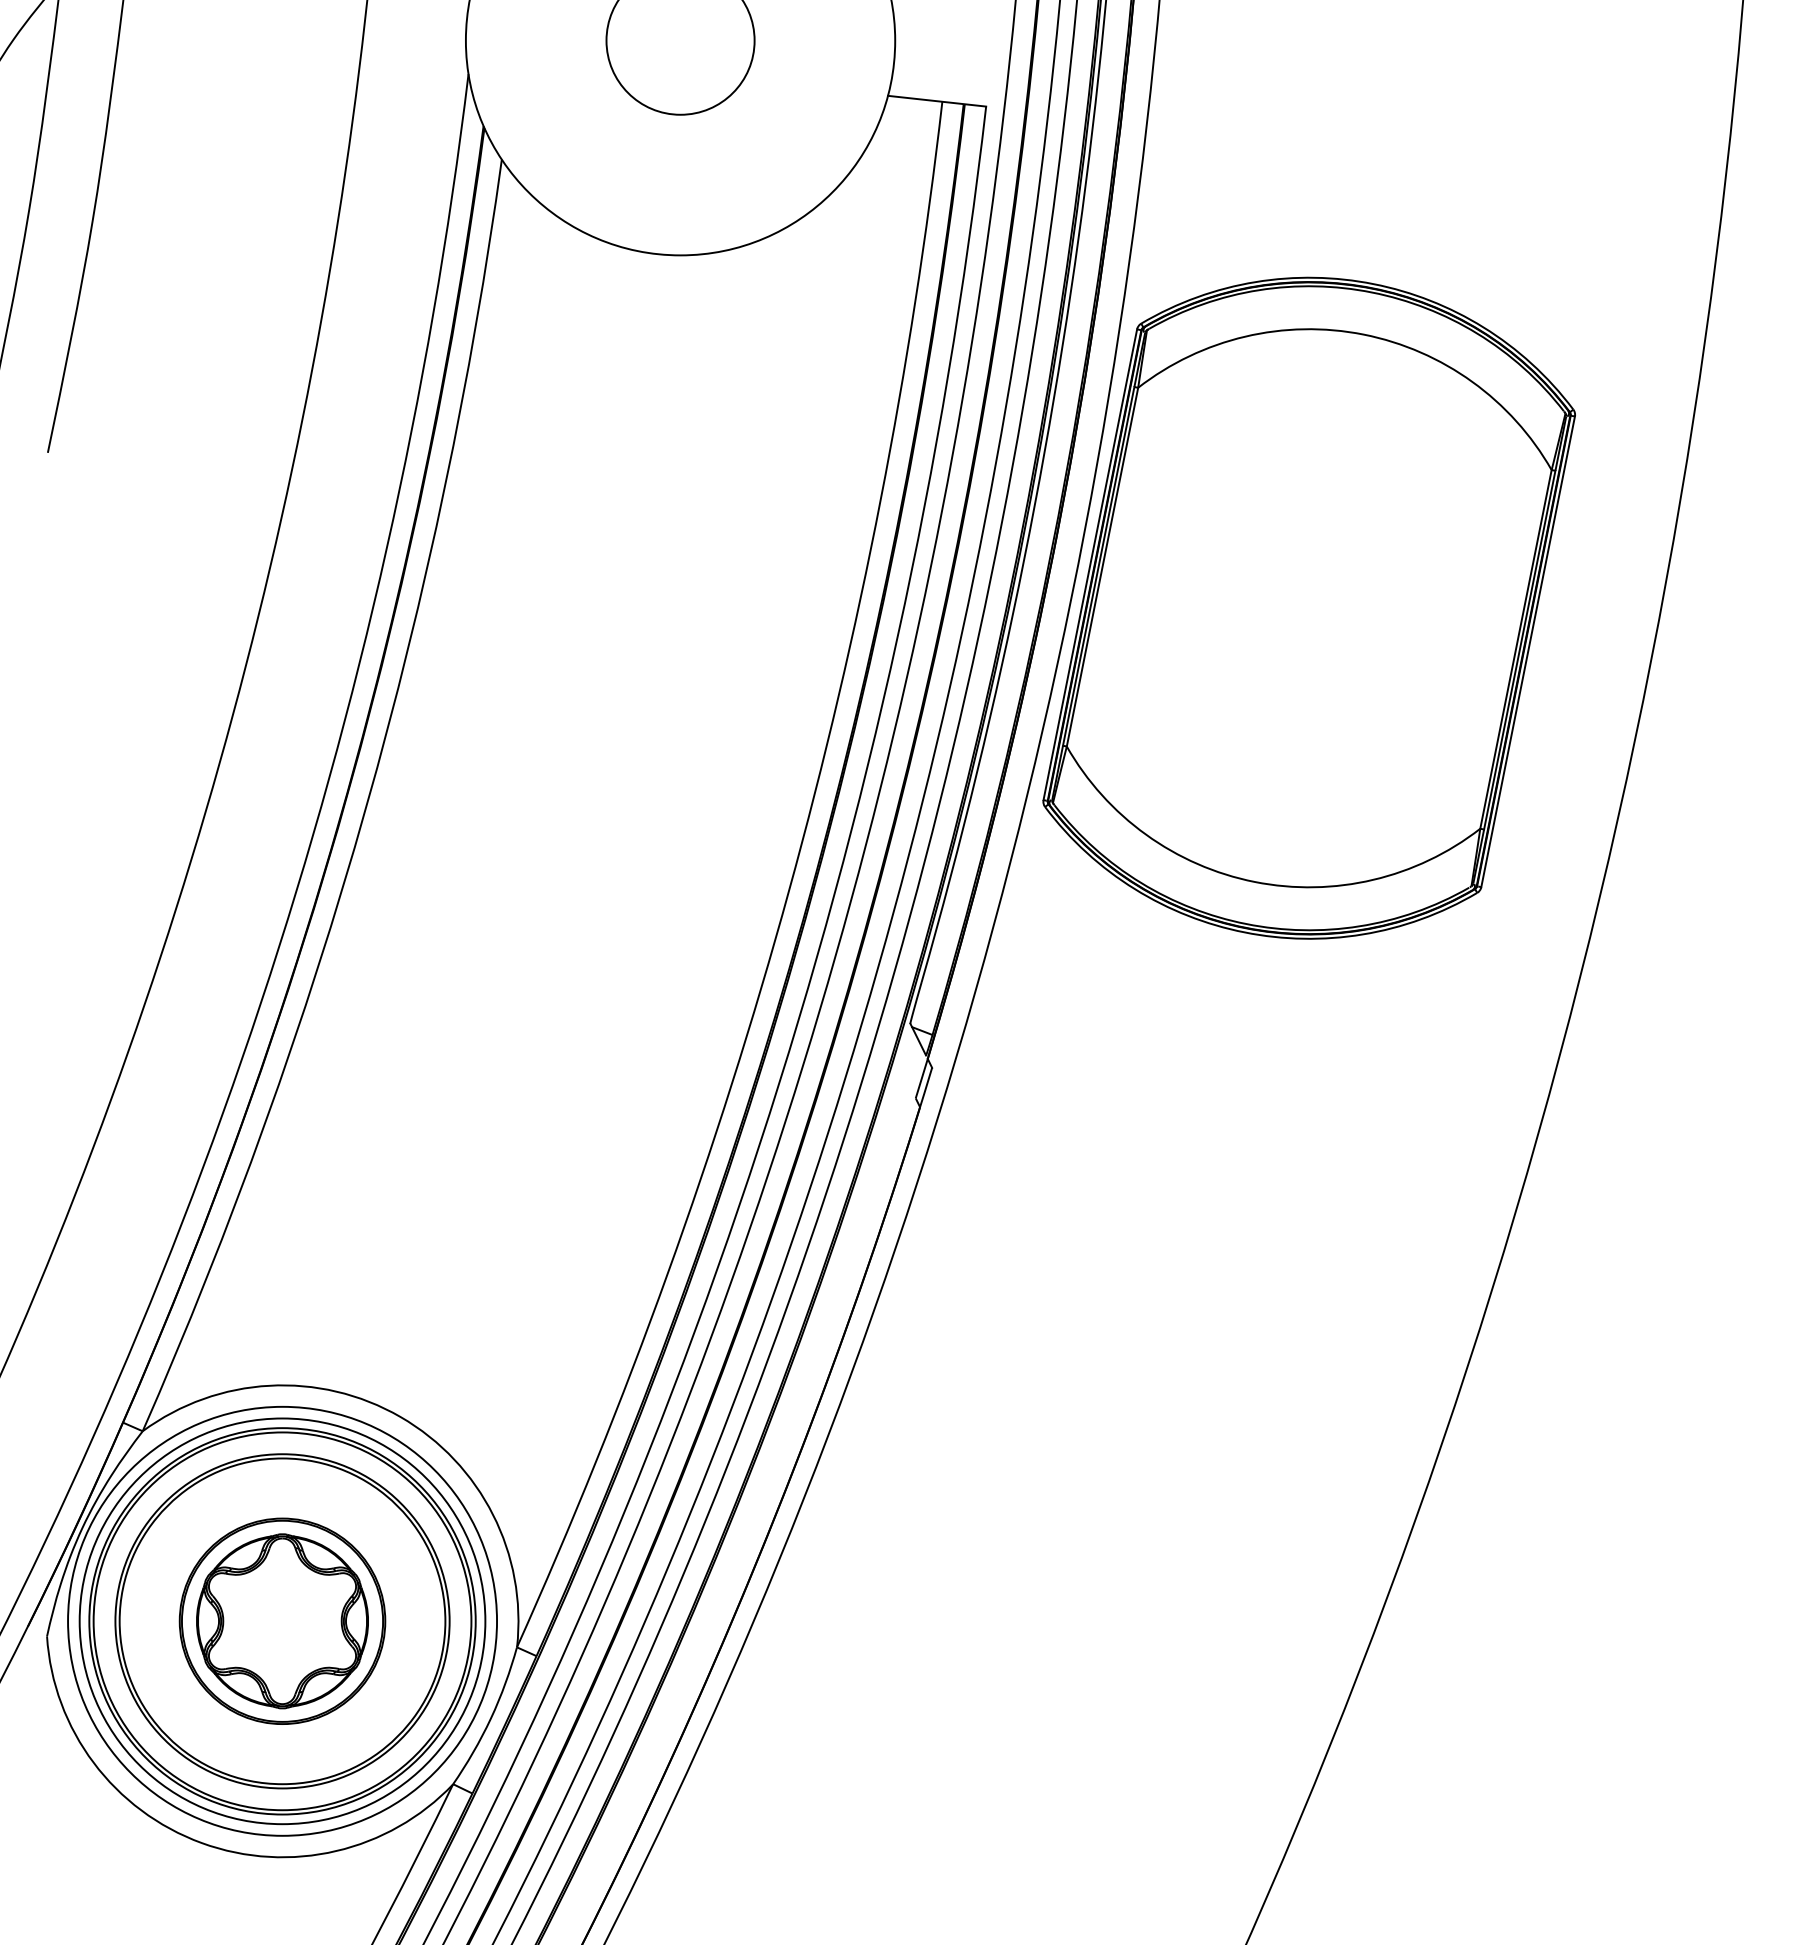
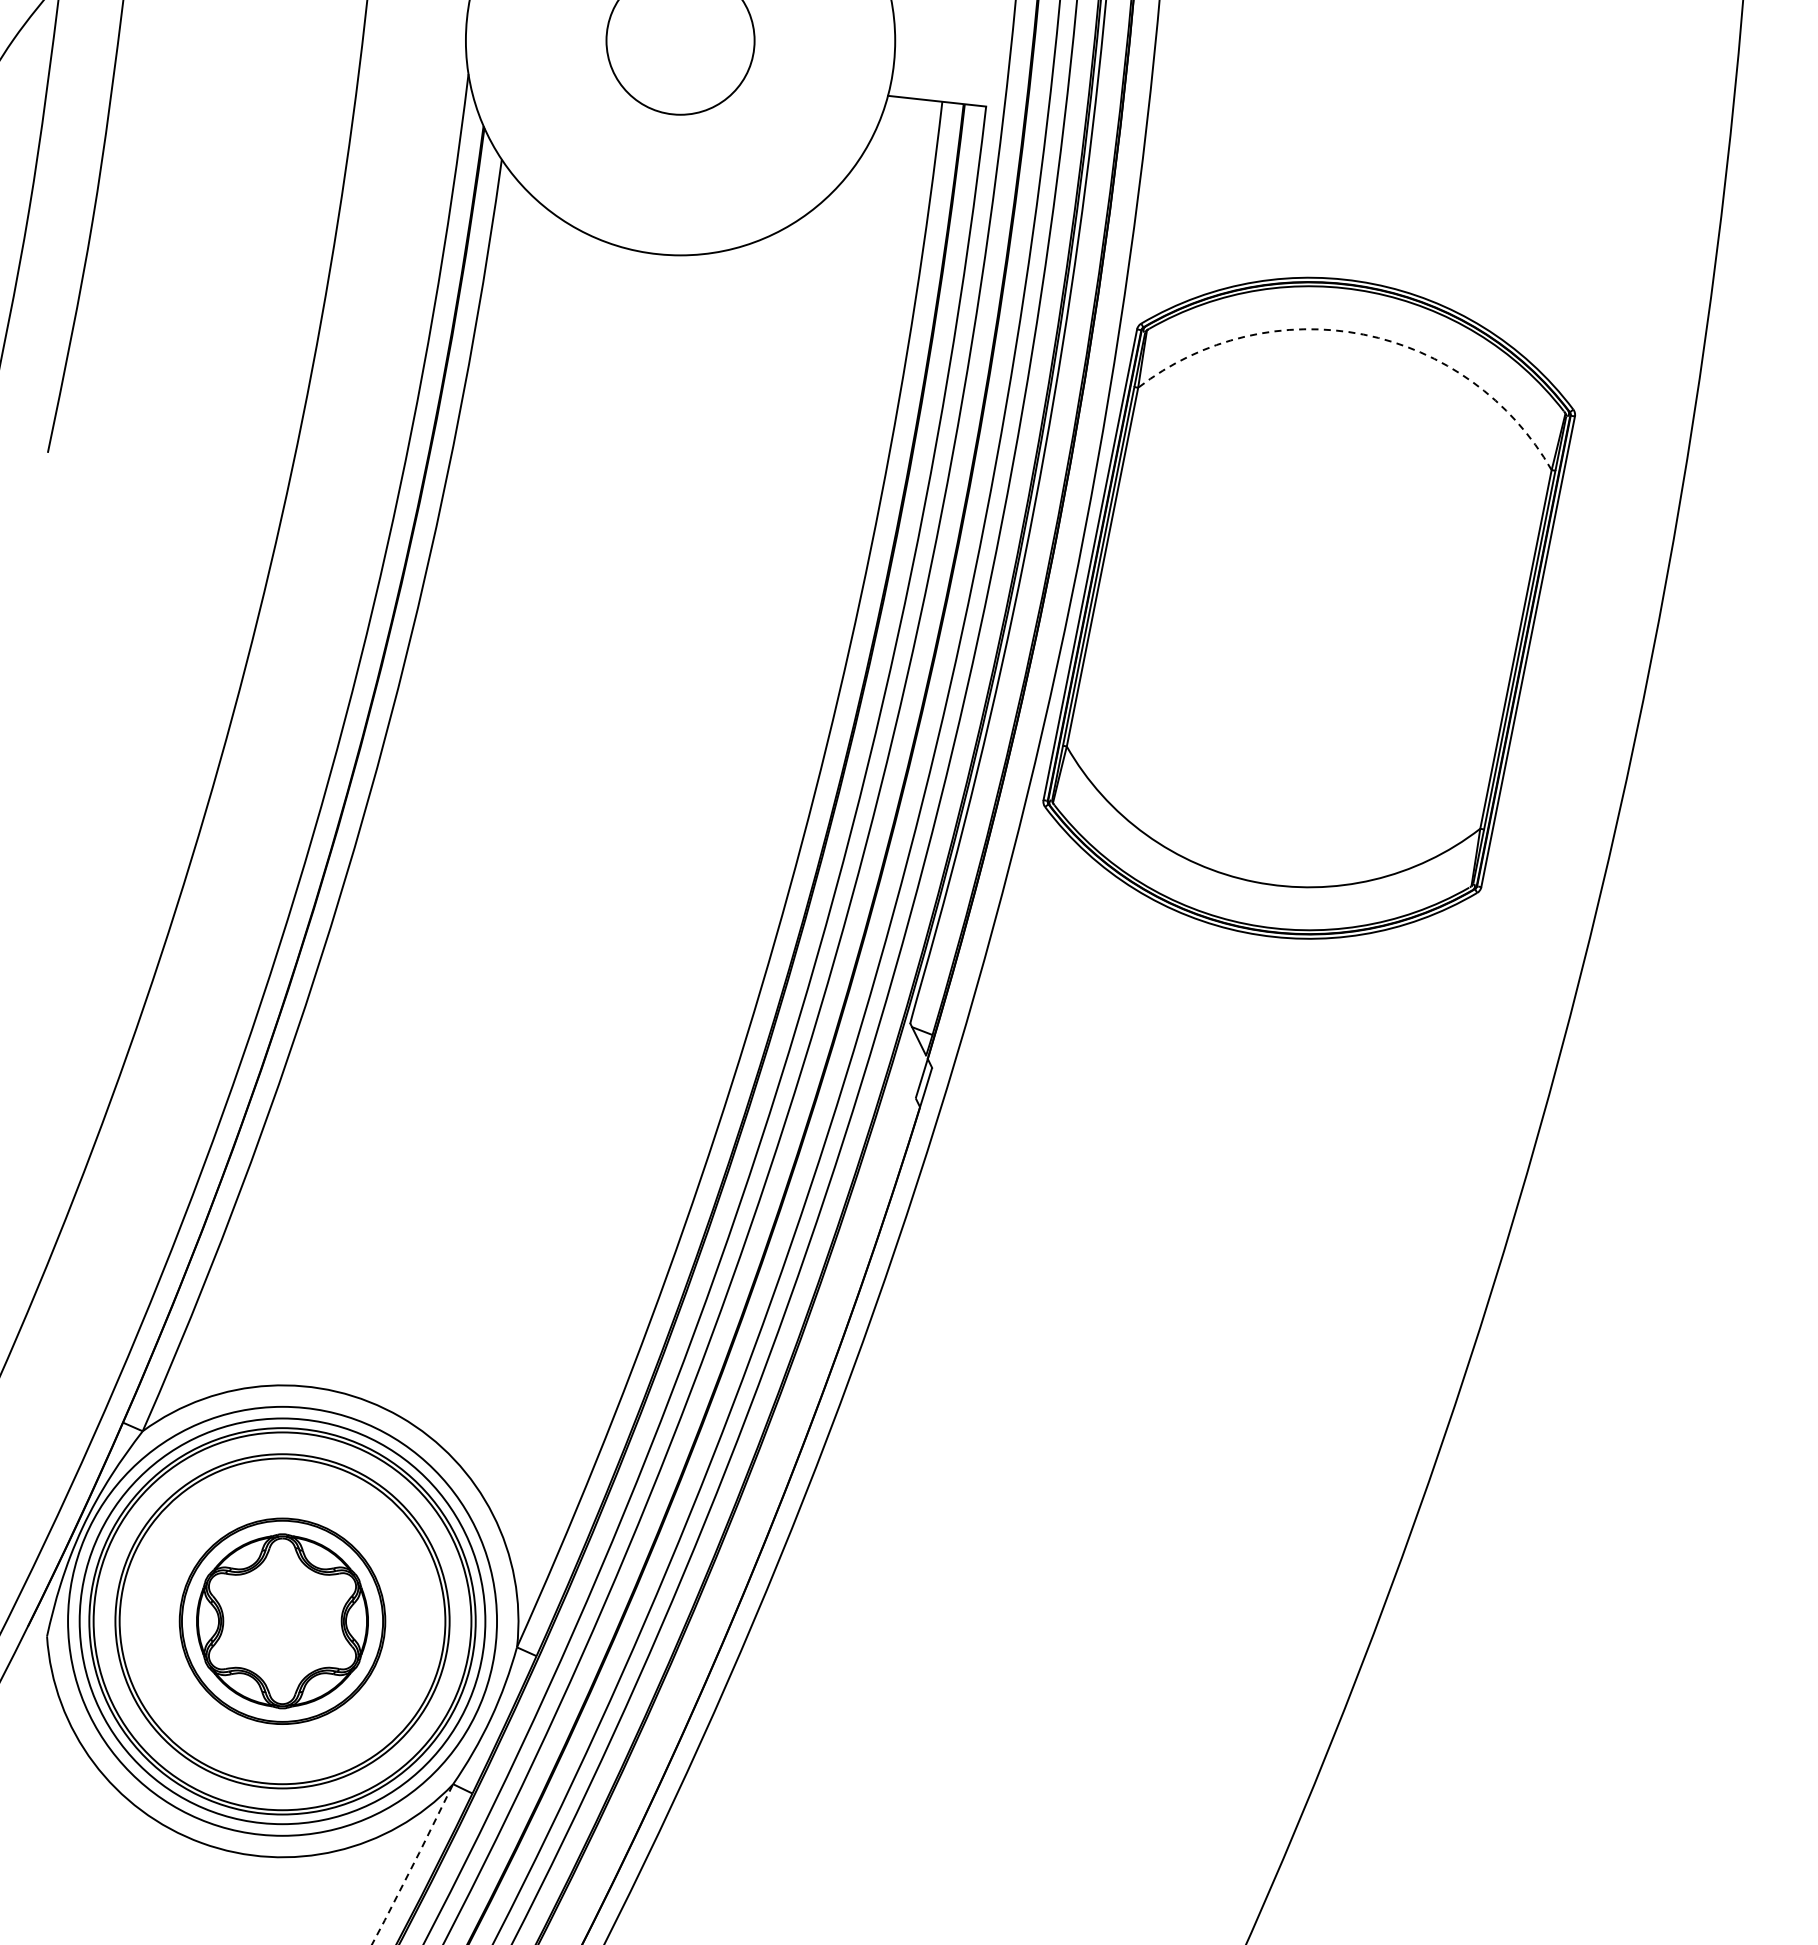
arc: solid -> dashed (1363, 334)
arc: solid -> dashed (413, 1863)
